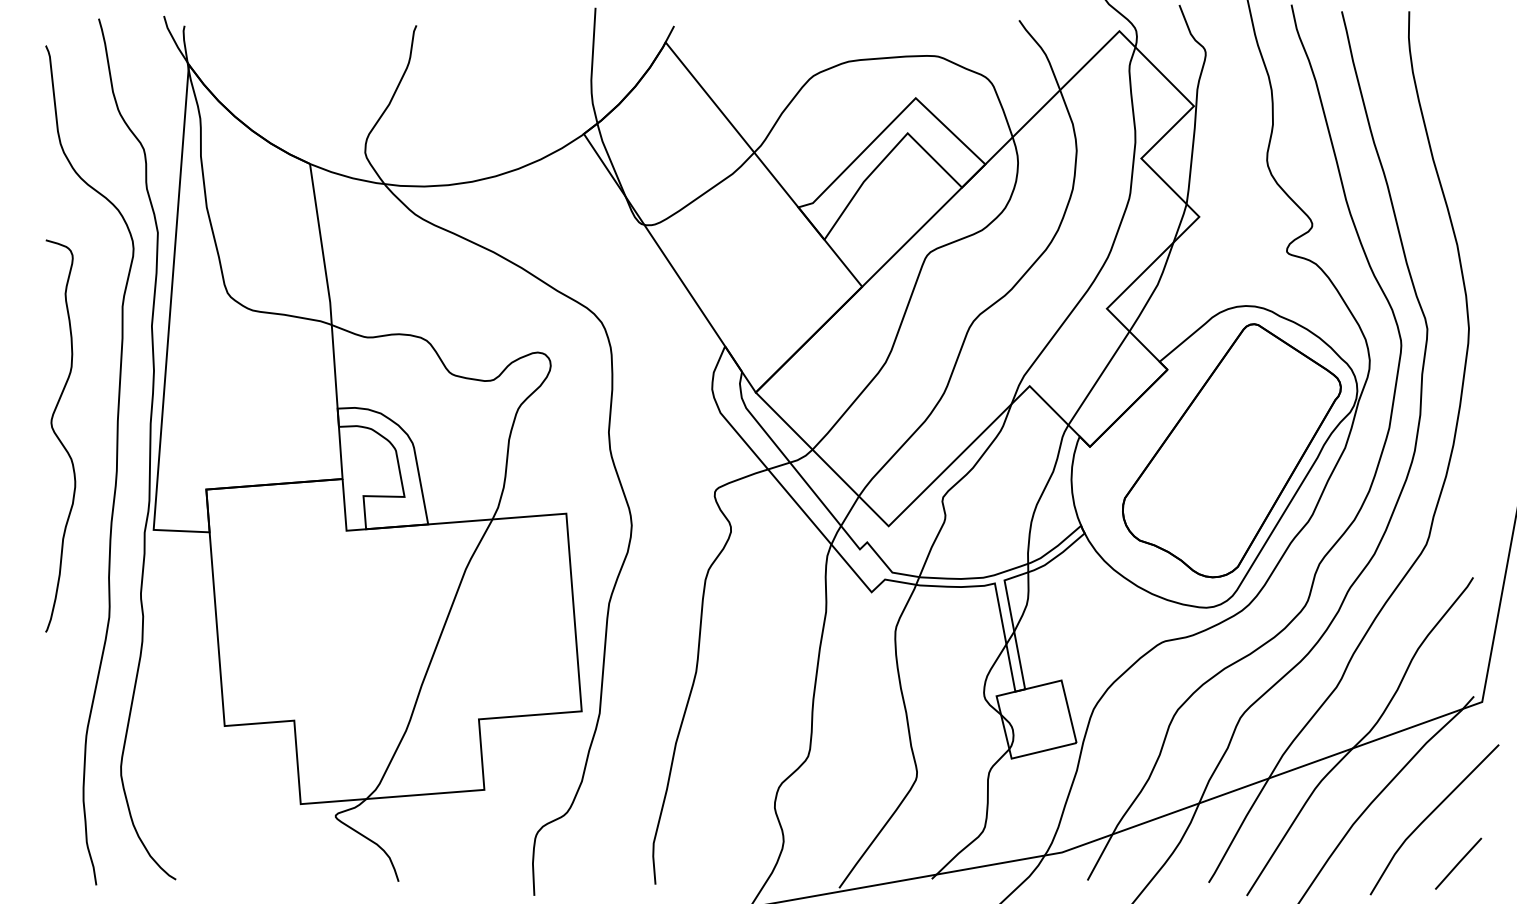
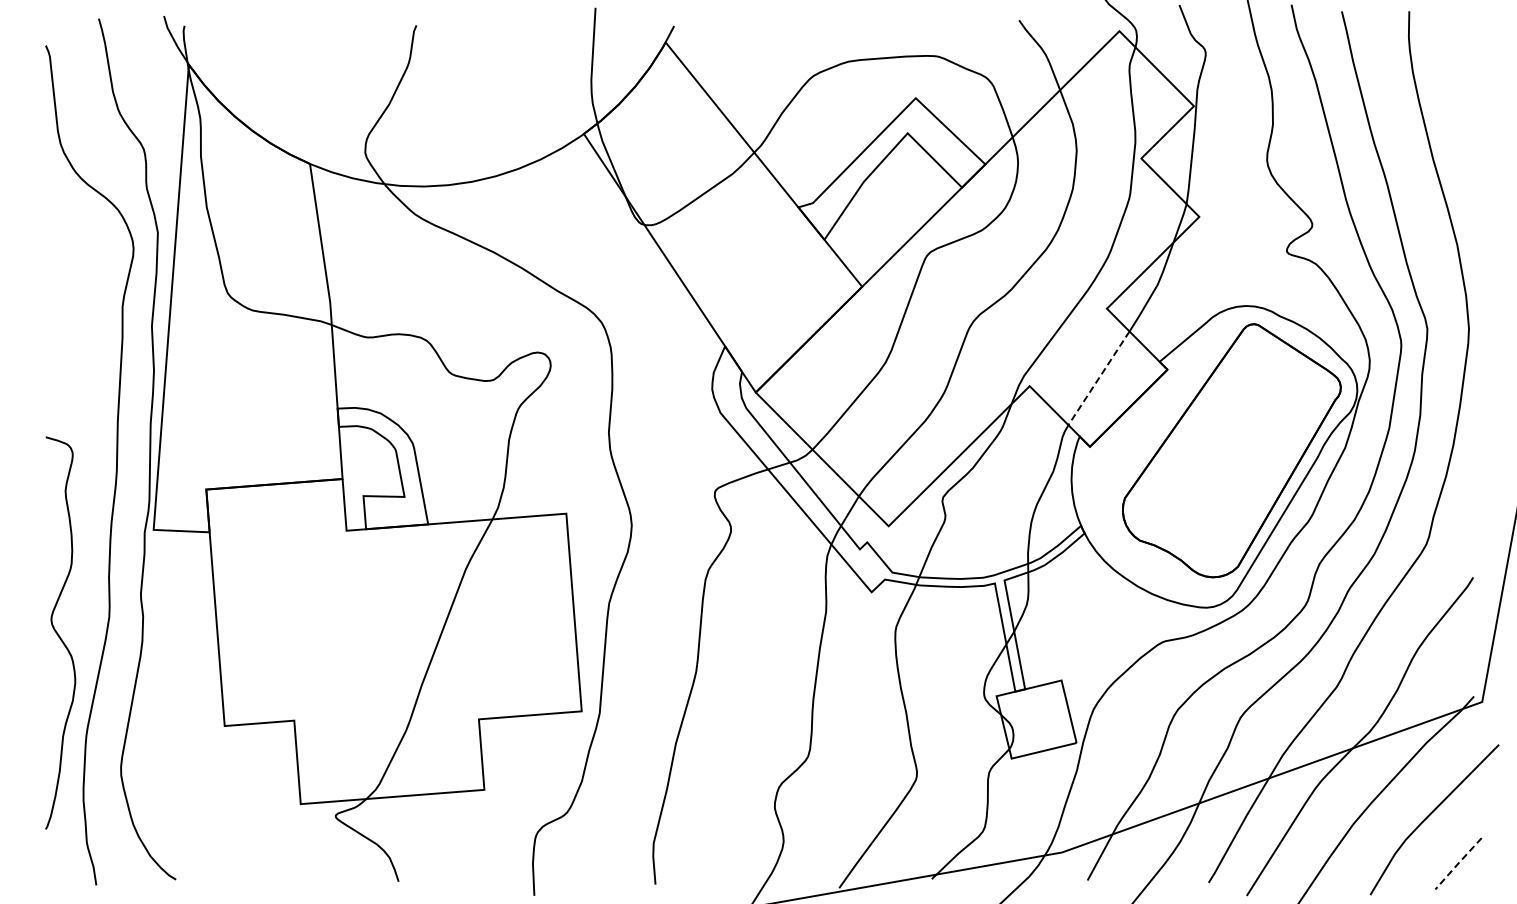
line: solid -> dashed (1098, 378)
curve position: (58, 436) -> (58, 633) (58, 633)
line: solid -> dashed (1458, 863)
